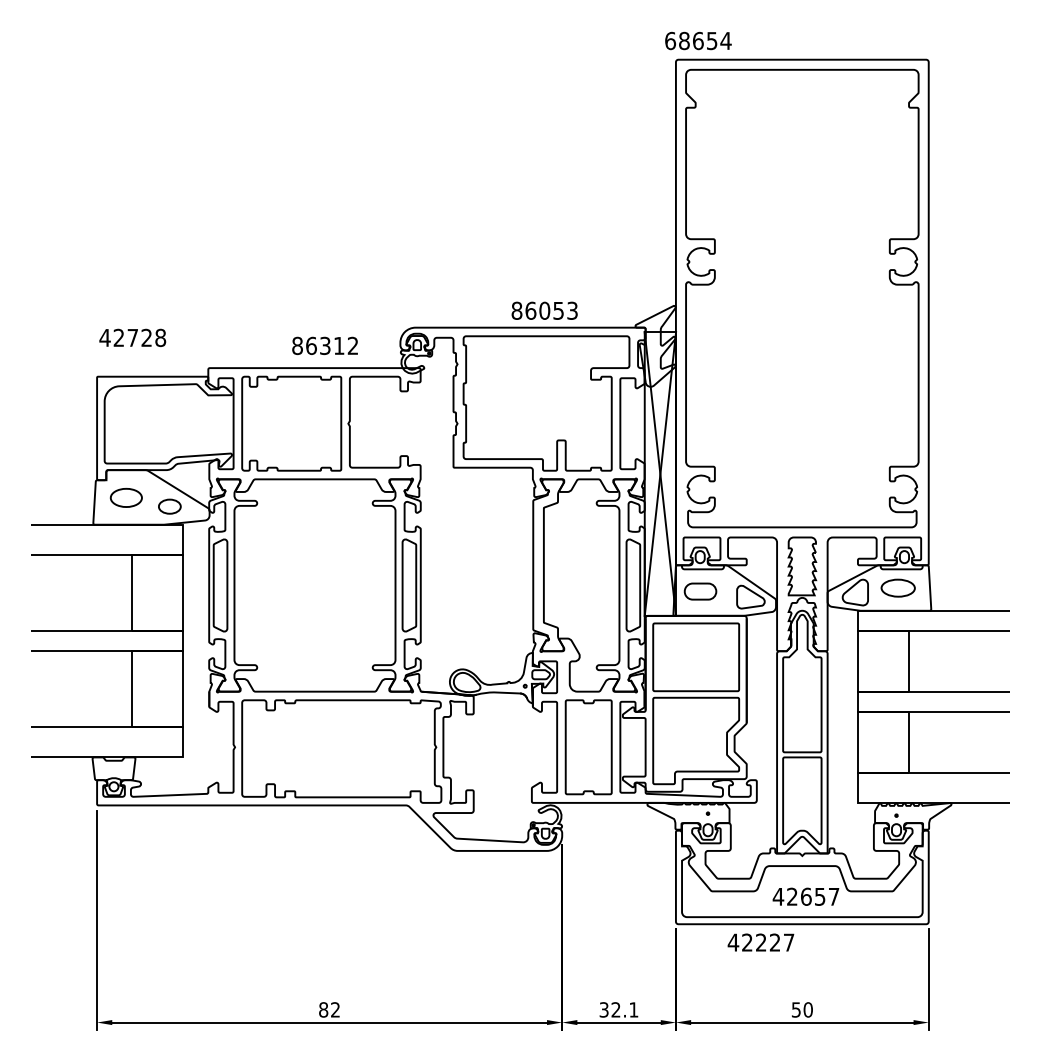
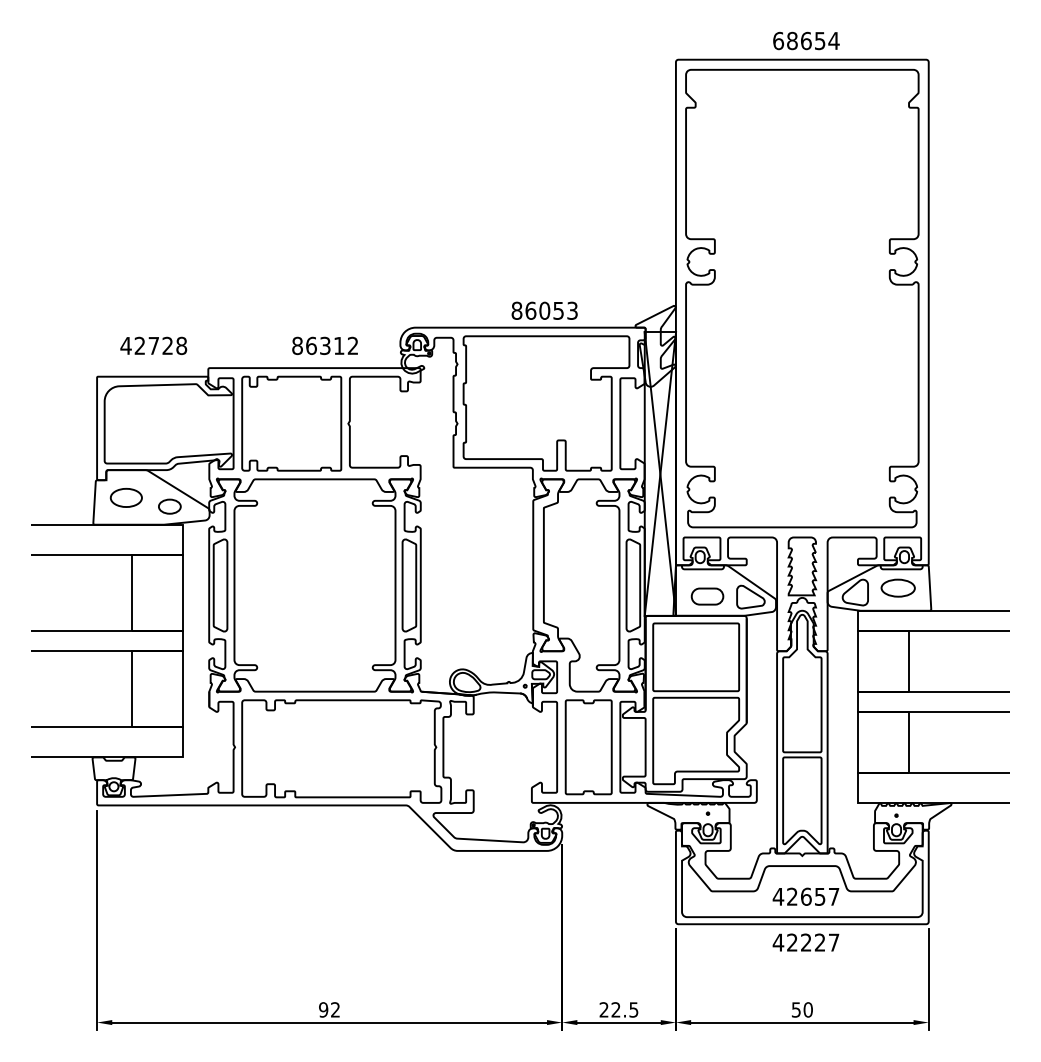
text position: (698, 40) -> (806, 40) (806, 40)
text position: (132, 337) -> (153, 345) (153, 345)
part position: (700, 591) -> (707, 596) (707, 596)
text position: (760, 942) -> (805, 942) (805, 942)
text: 82 -> 92 (323, 1009)
text: 32.1 -> 22.5 (618, 1009)
